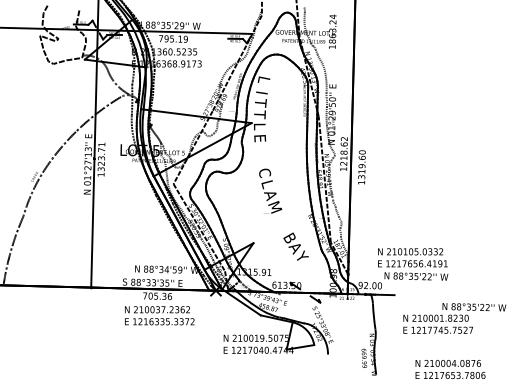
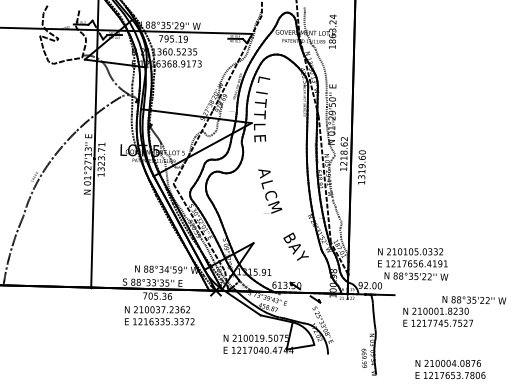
text: C -> A (264, 173)
text: A -> C (270, 195)
text position: (454, 318) -> (454, 311) (454, 311)
